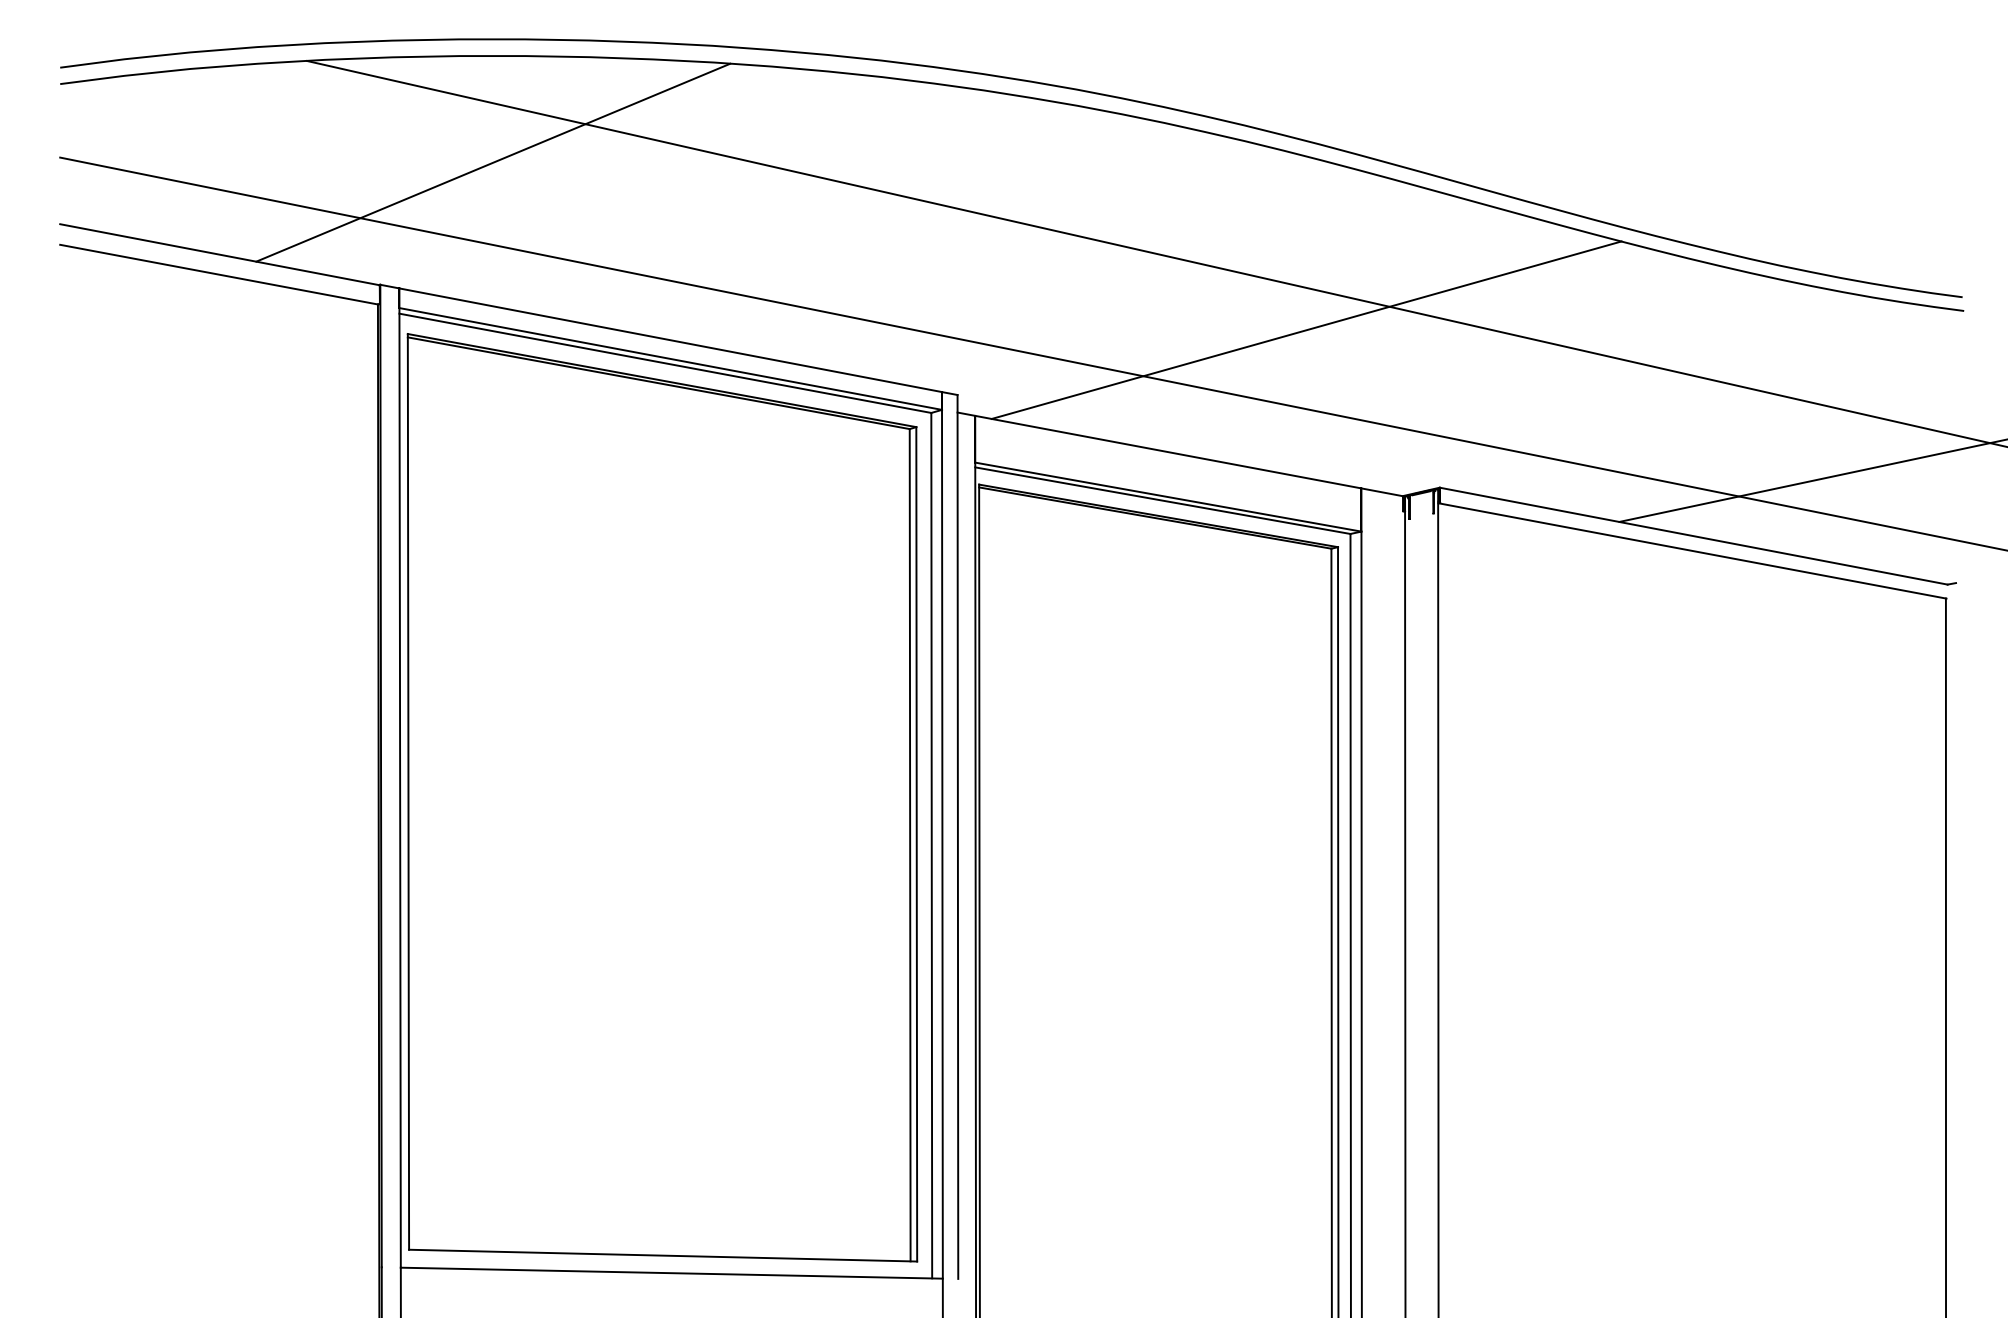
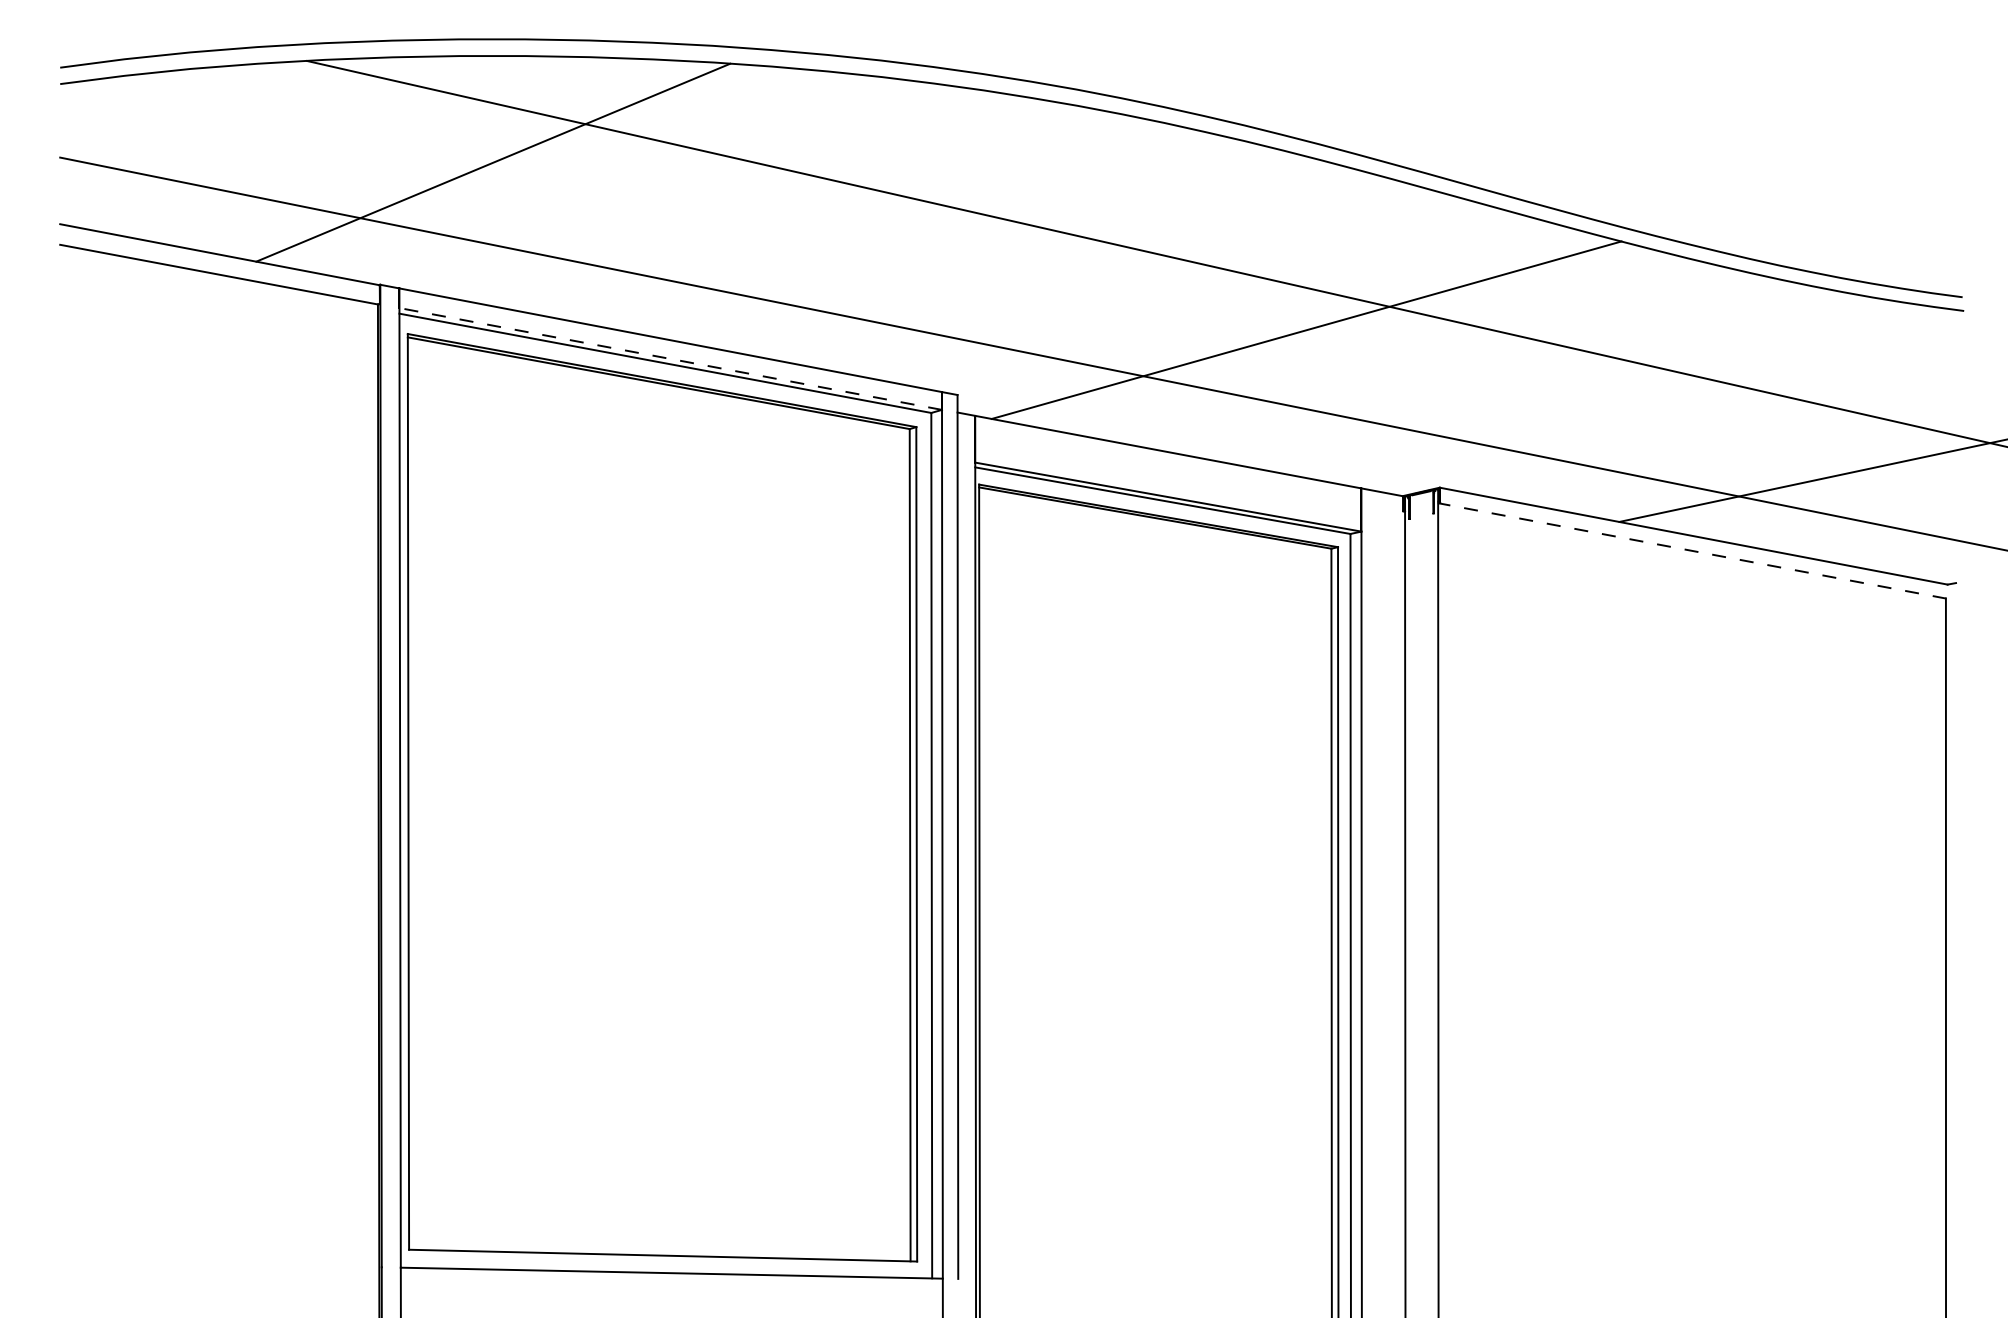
line: solid -> dashed (670, 358)
line: solid -> dashed (1692, 550)
